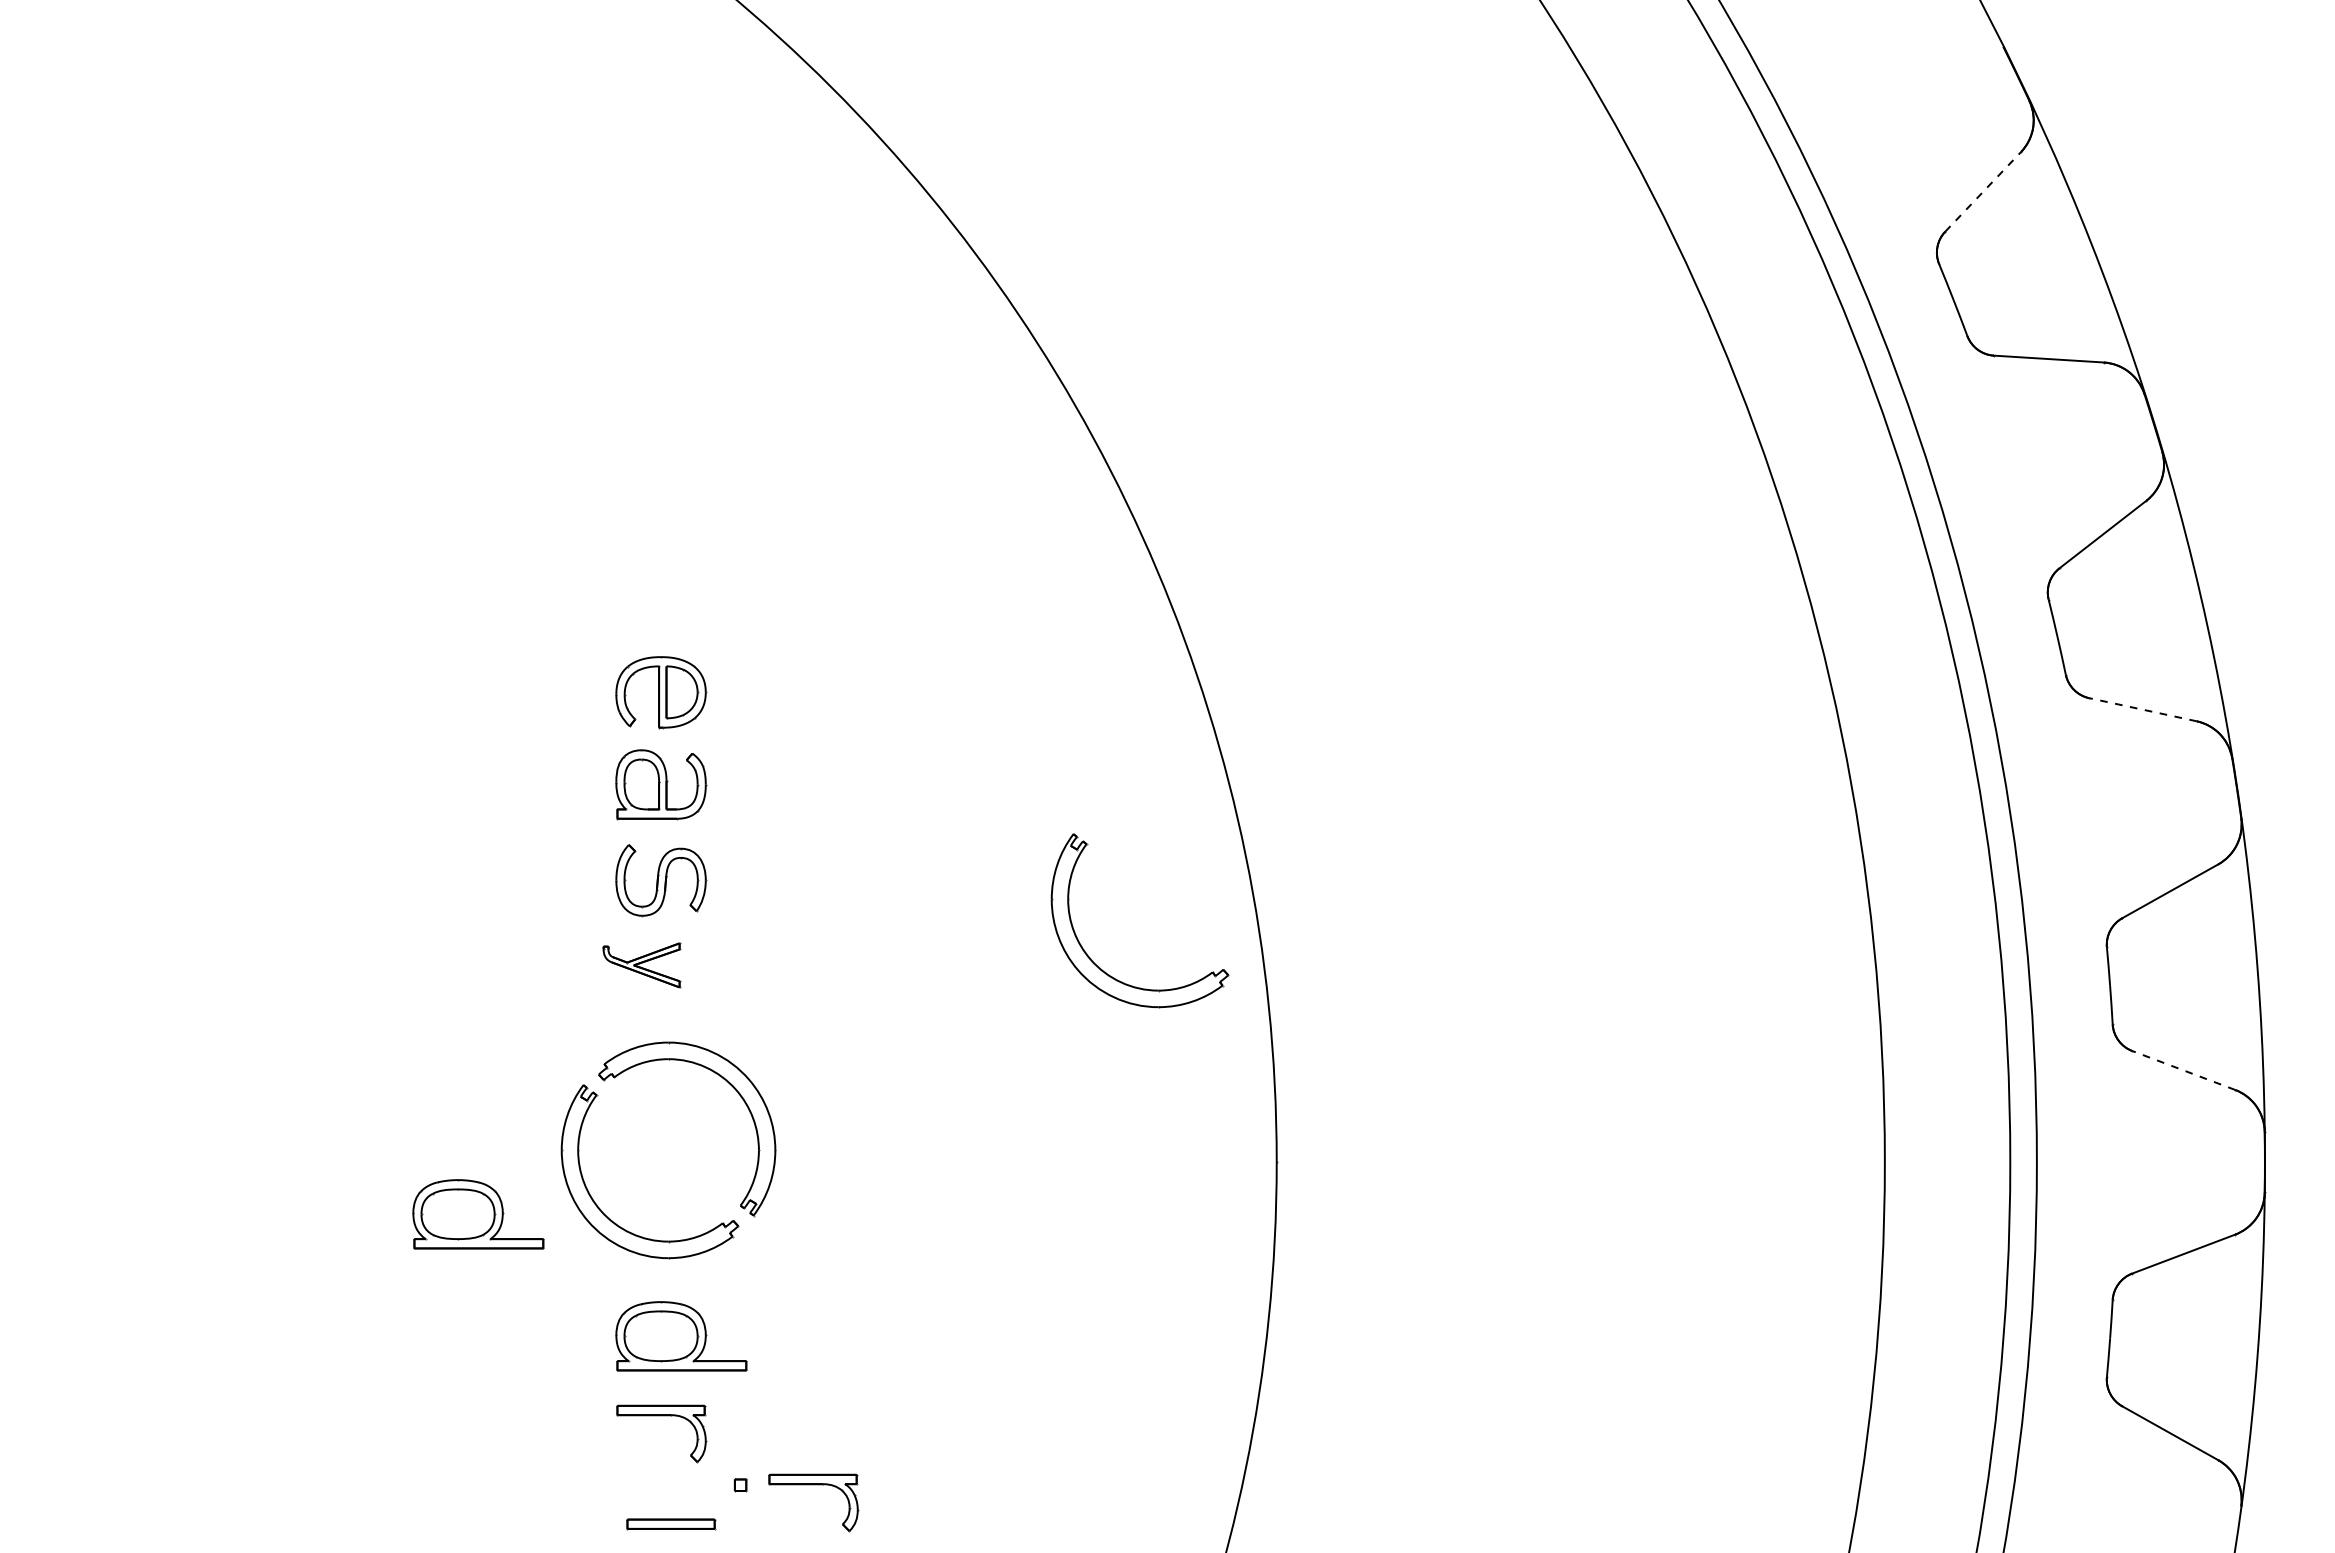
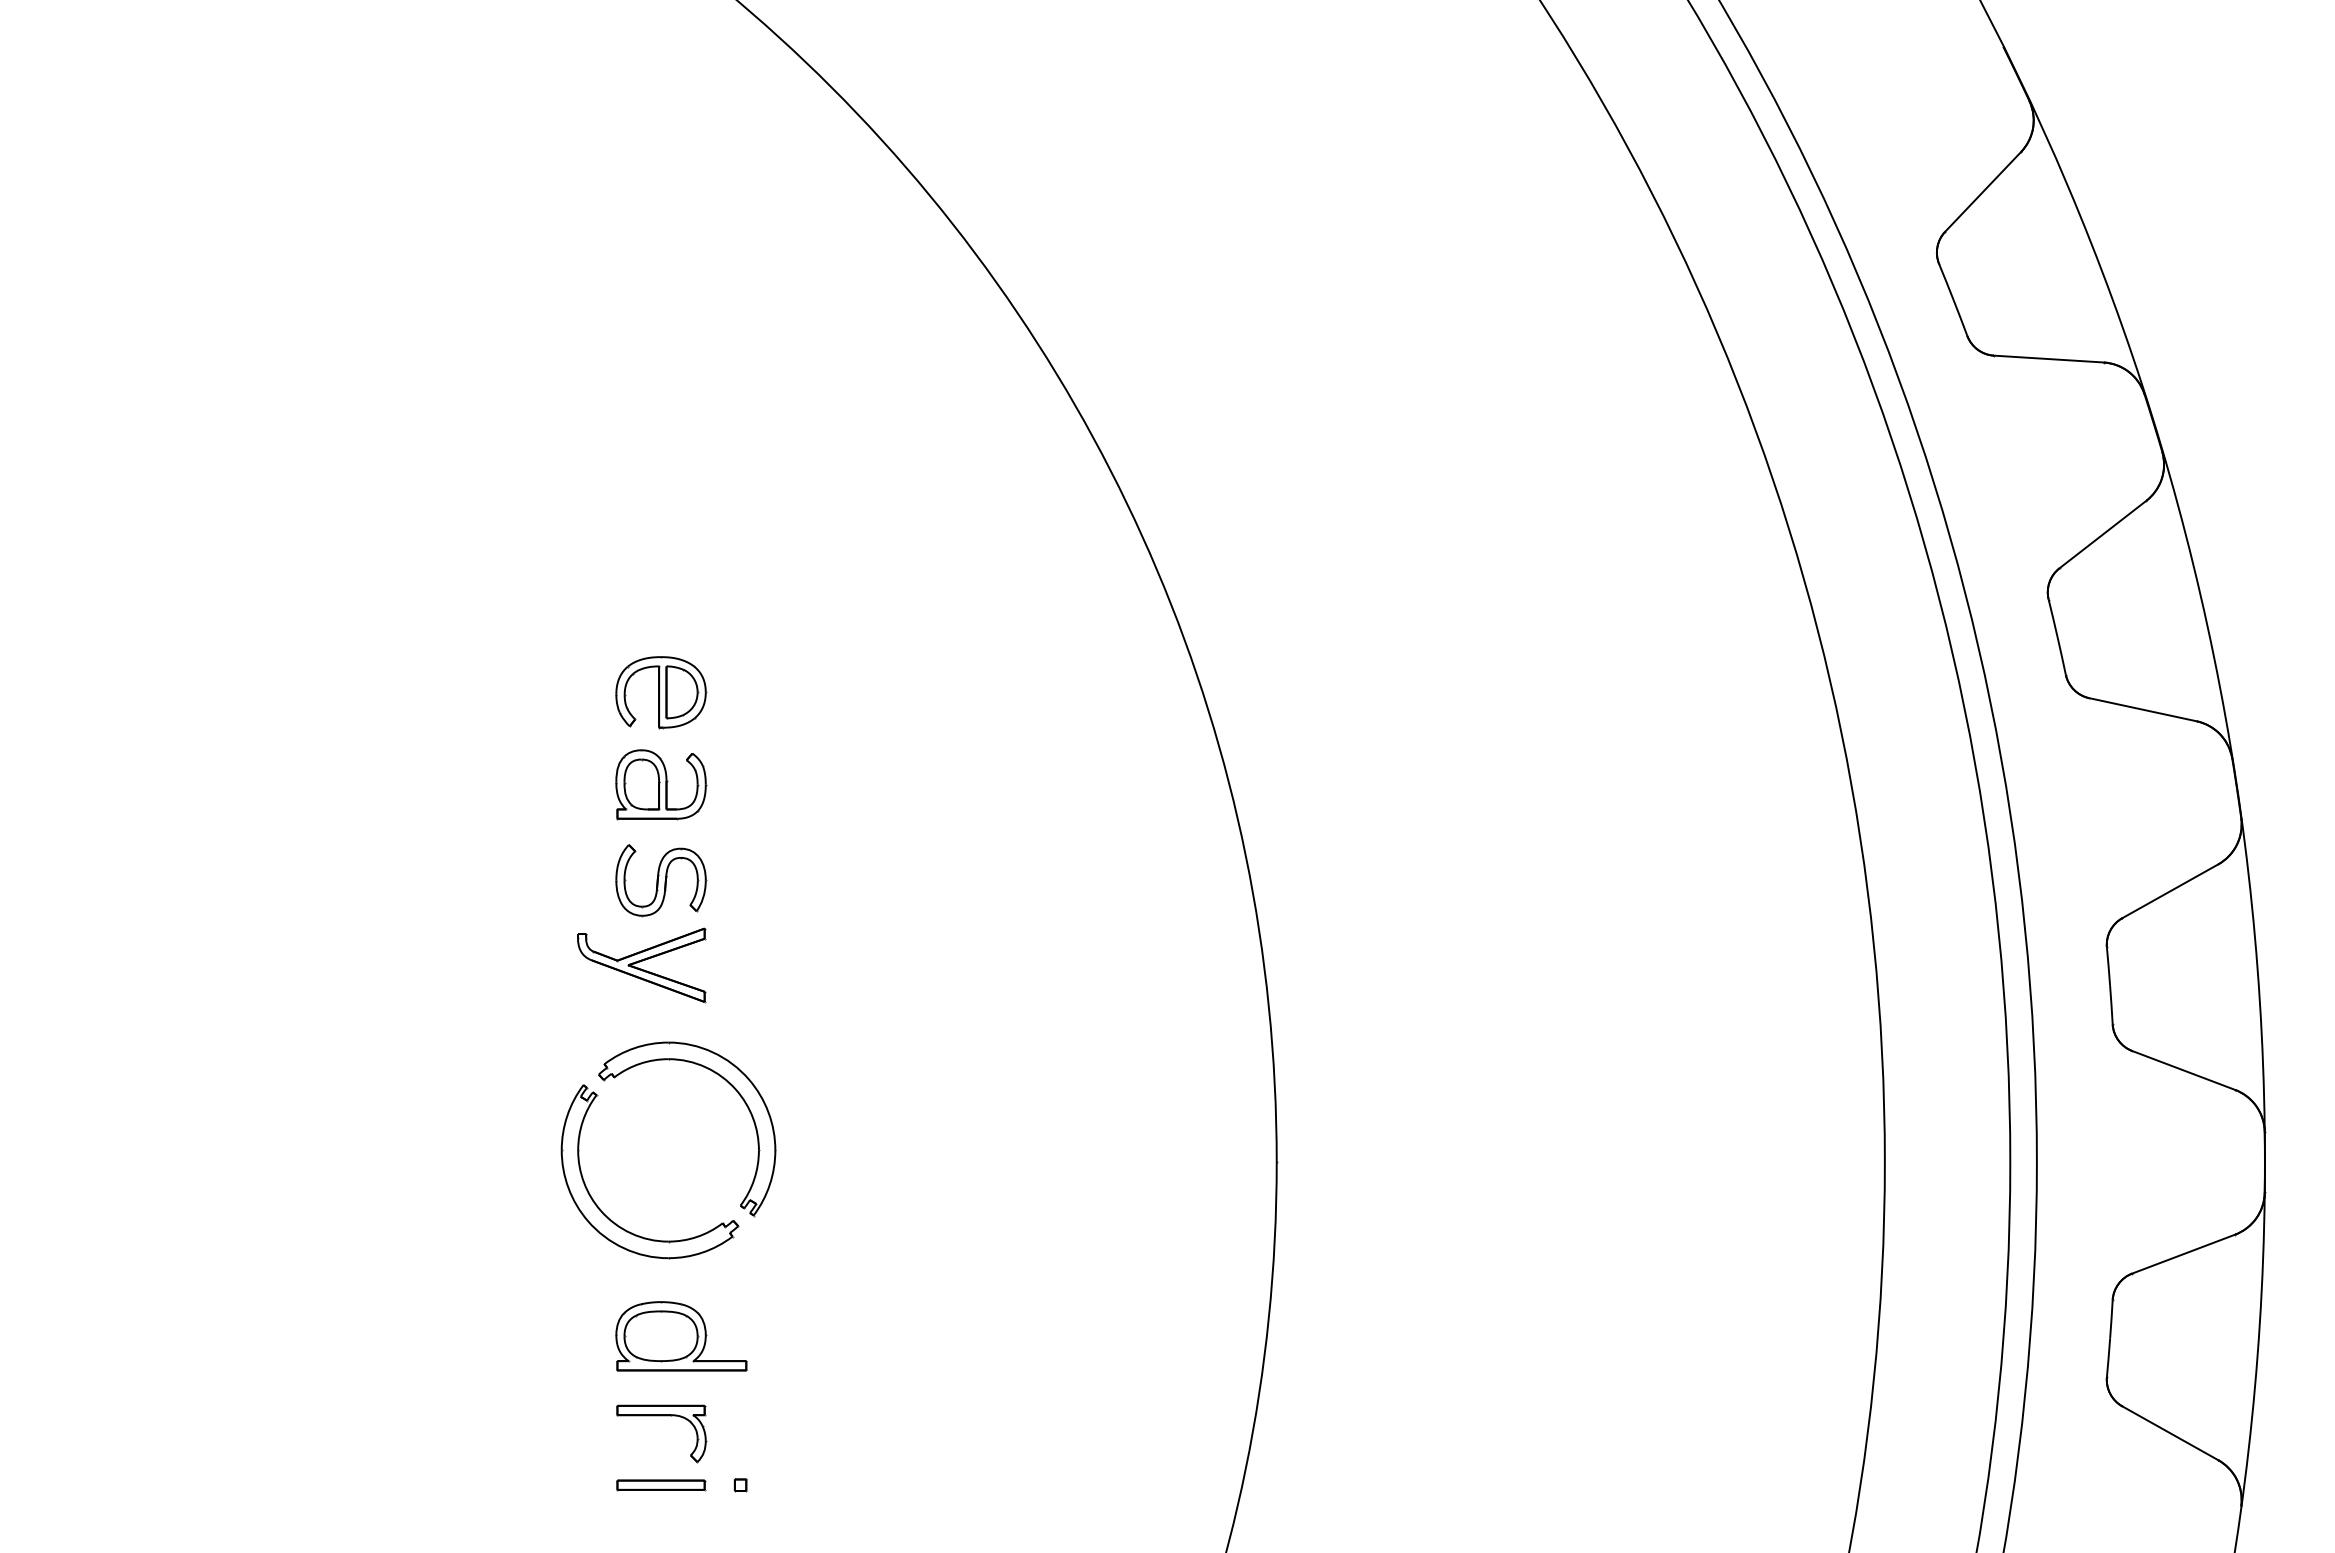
line: dashed -> solid (1983, 191)
line: dashed -> solid (2142, 709)
part size: 80x47 px -> 130x77 px (641, 965)
part: present -> none (1100, 967)
line: dashed -> solid (2183, 1070)
part: present -> none (478, 1214)
part: present -> none (813, 1485)
part position: (671, 1524) -> (661, 1485) (661, 1485)
